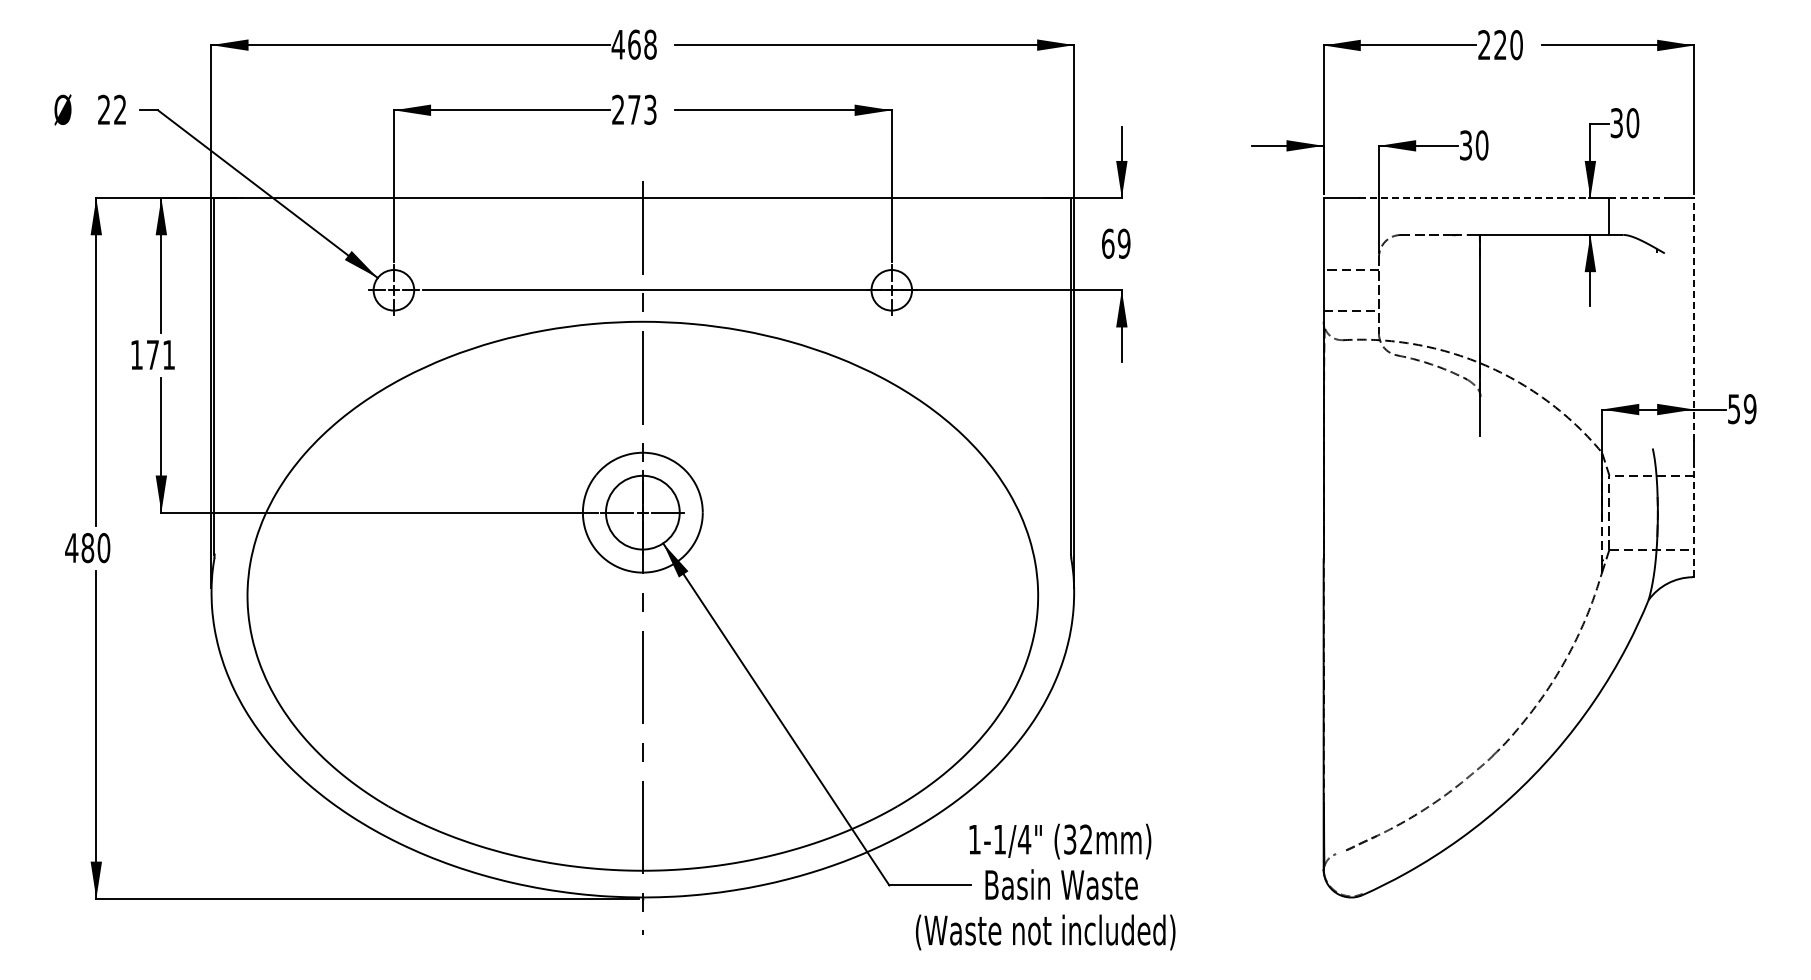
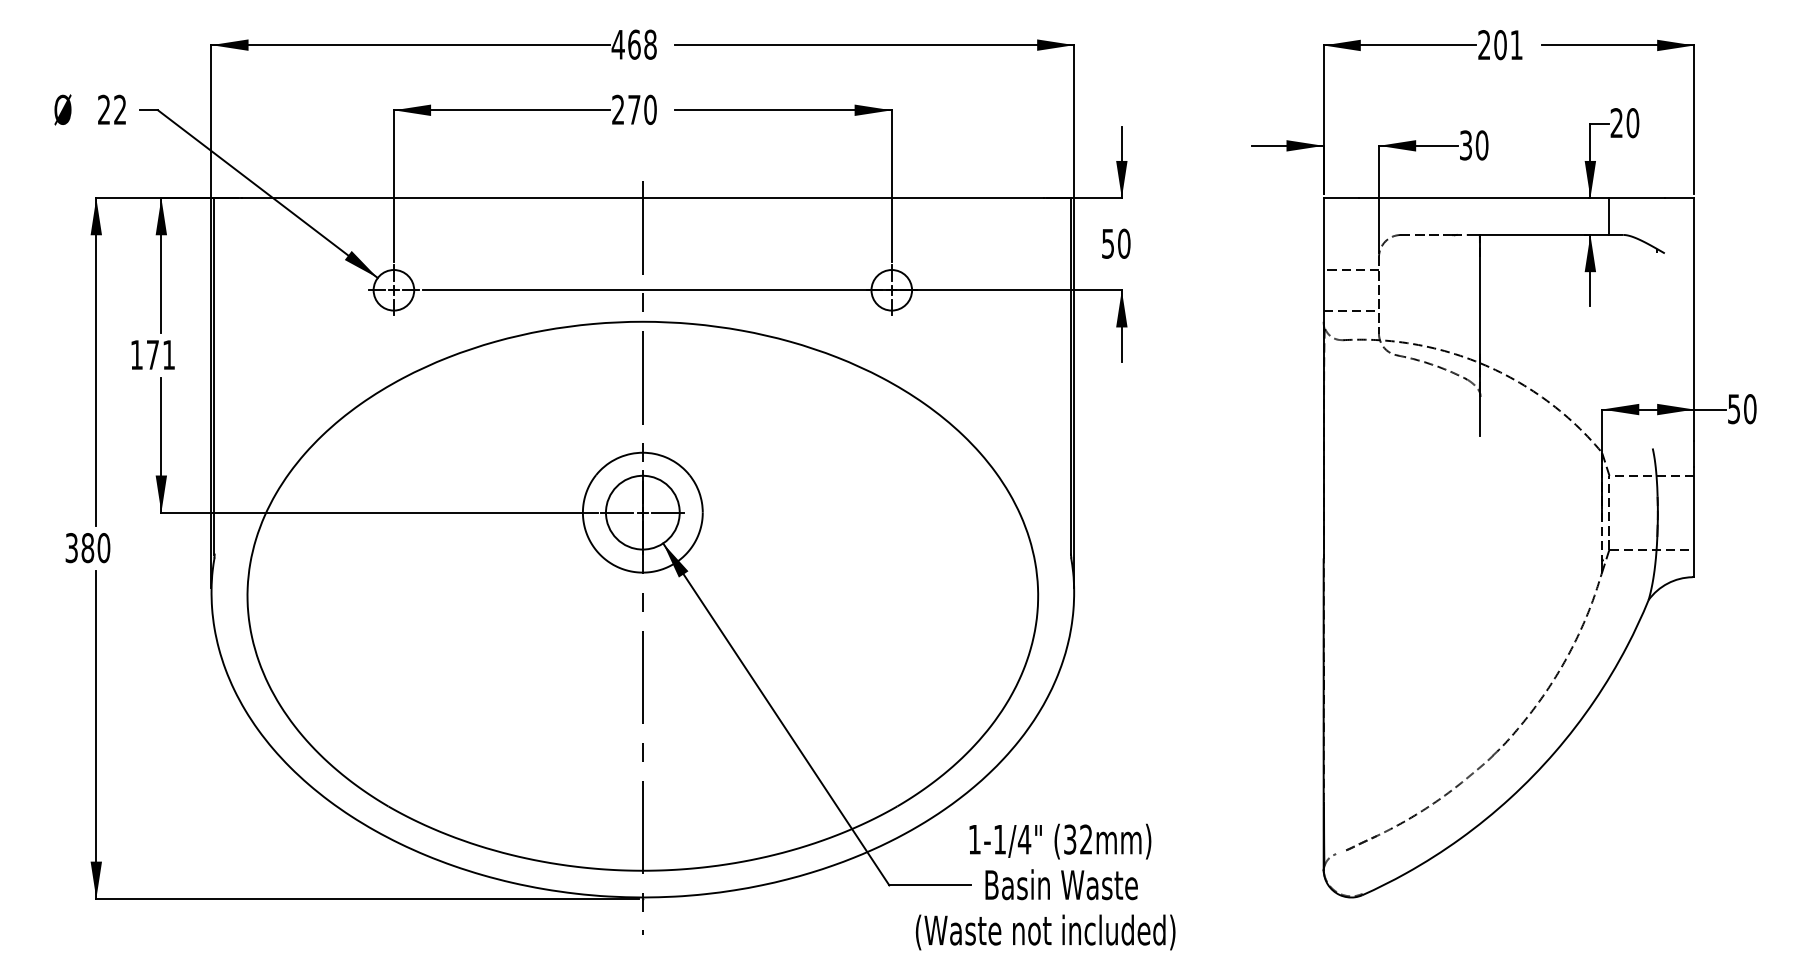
text: 220 -> 201 (1508, 45)
text: 273 -> 270 (650, 109)
text: 30 -> 20 (1616, 123)
line: dashed -> solid (1473, 198)
line: dashed -> solid (1637, 198)
text: 69 -> 50 (1116, 243)
line: dashed -> solid (1694, 319)
text: 59 -> 50 (1749, 409)
line: dashed -> solid (1694, 521)
text: 480 -> 380 (71, 548)
